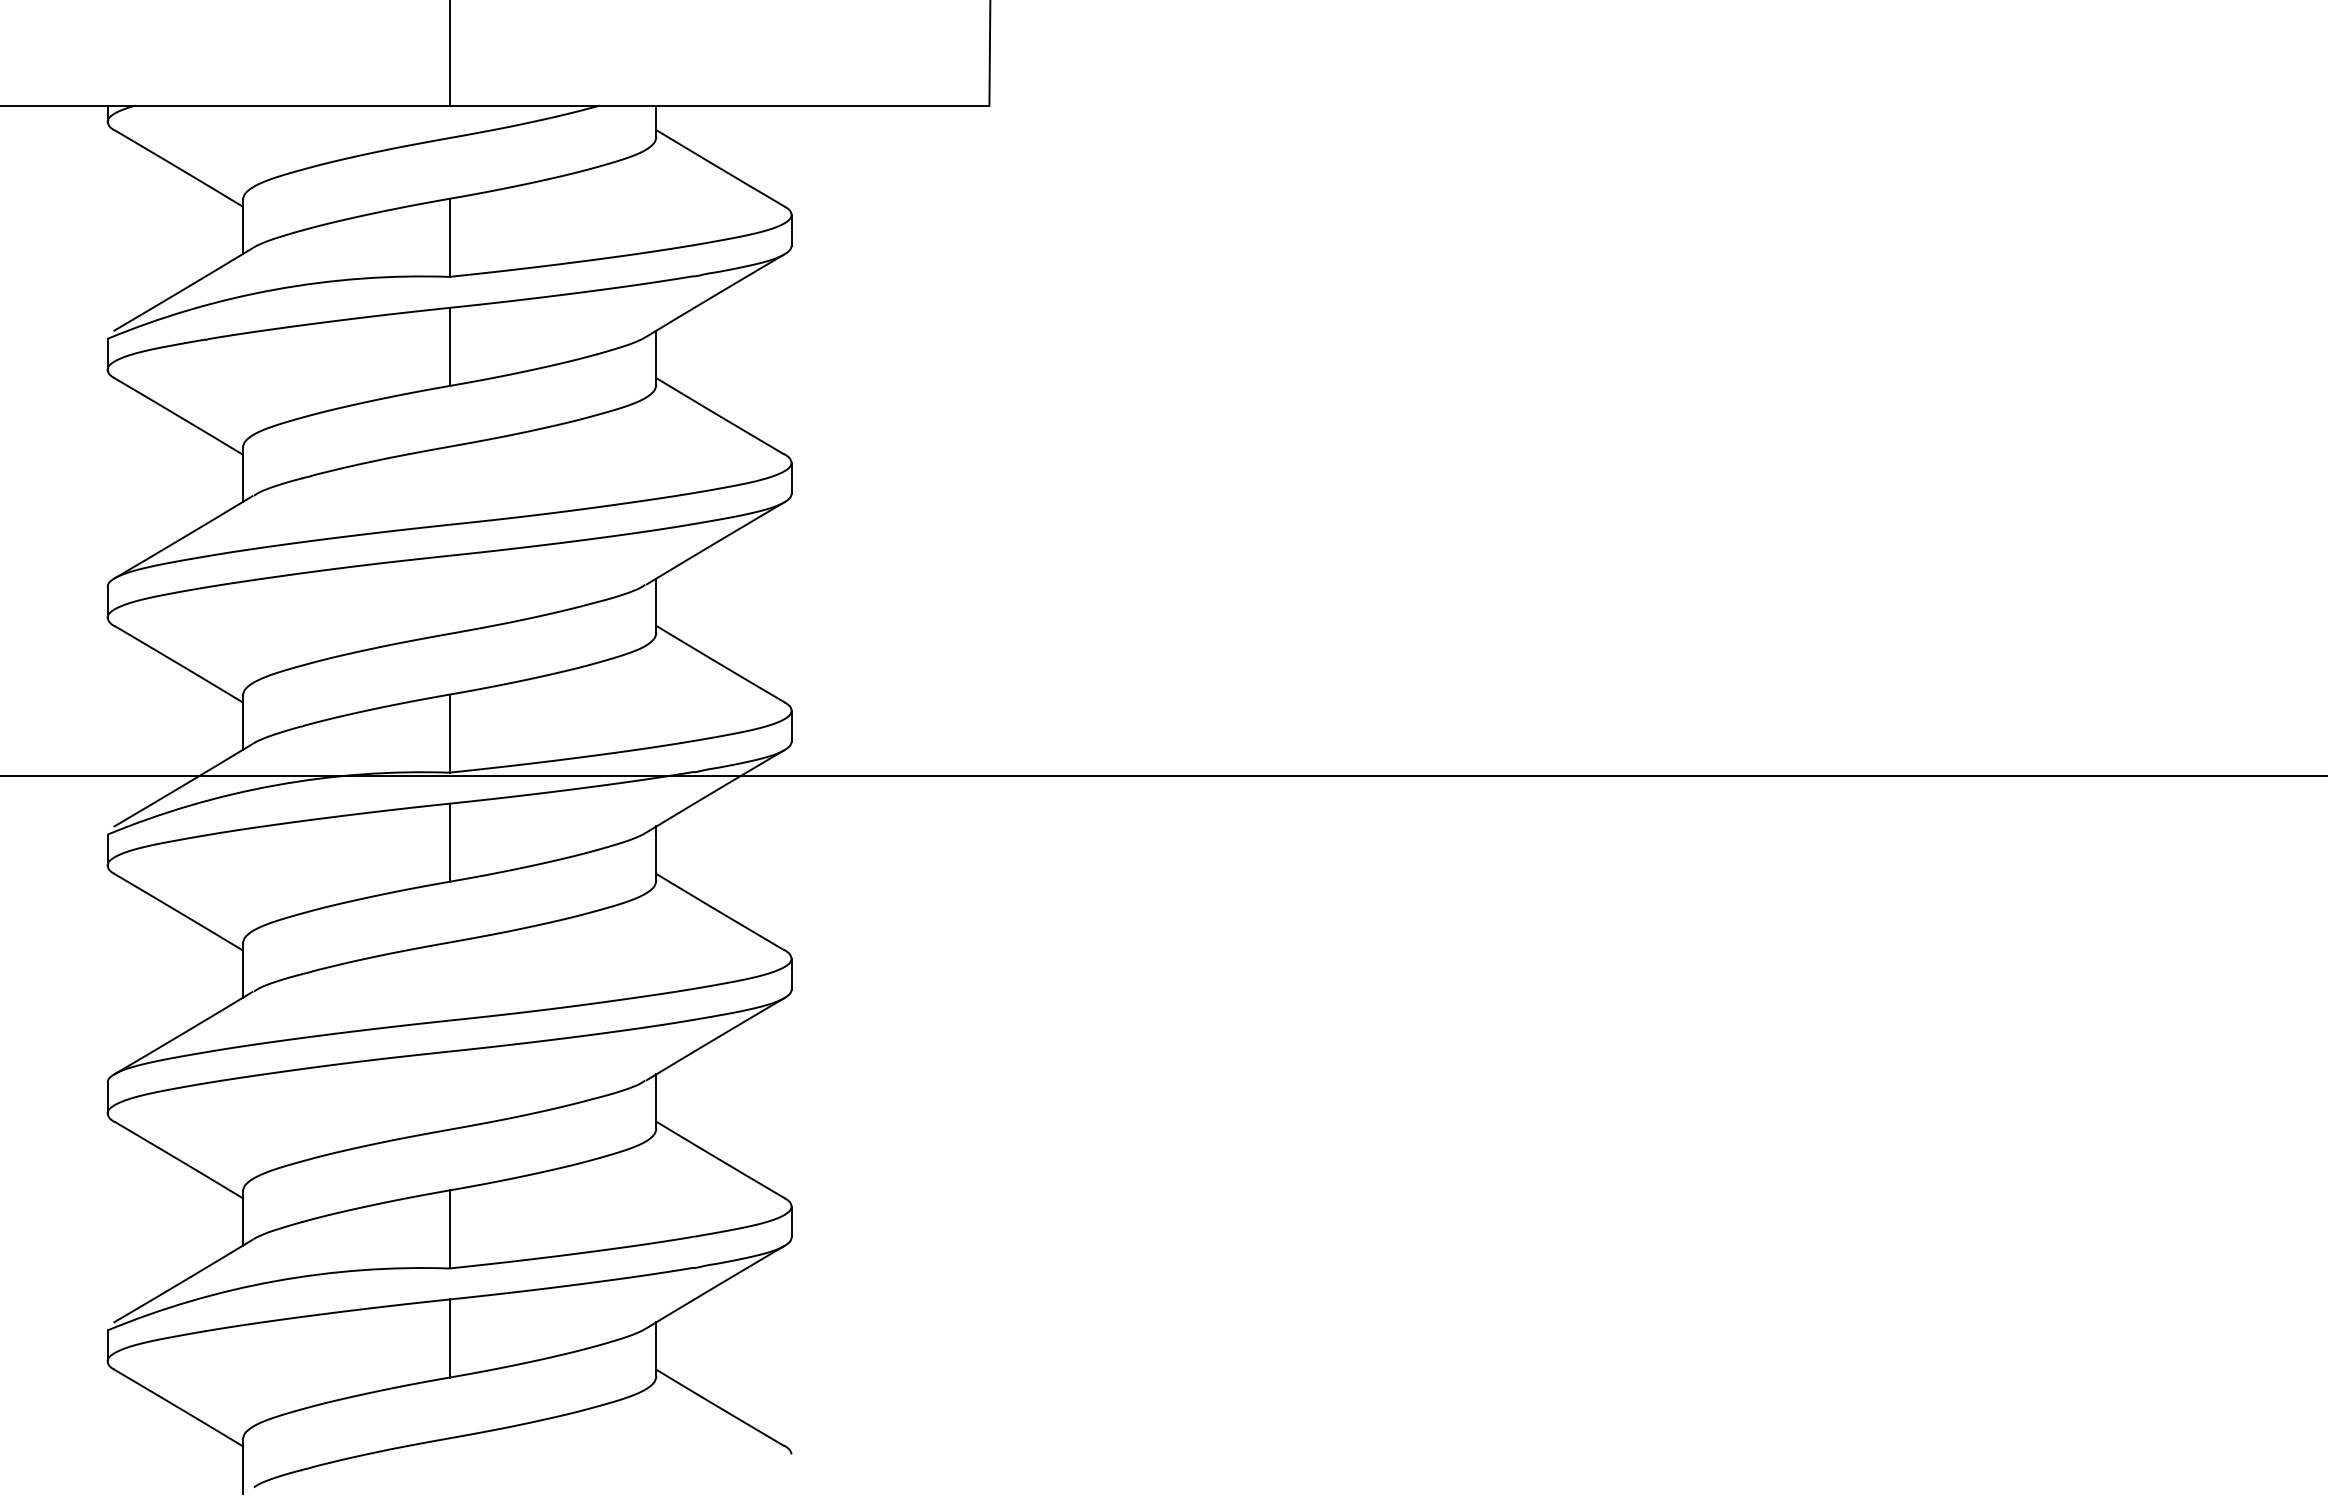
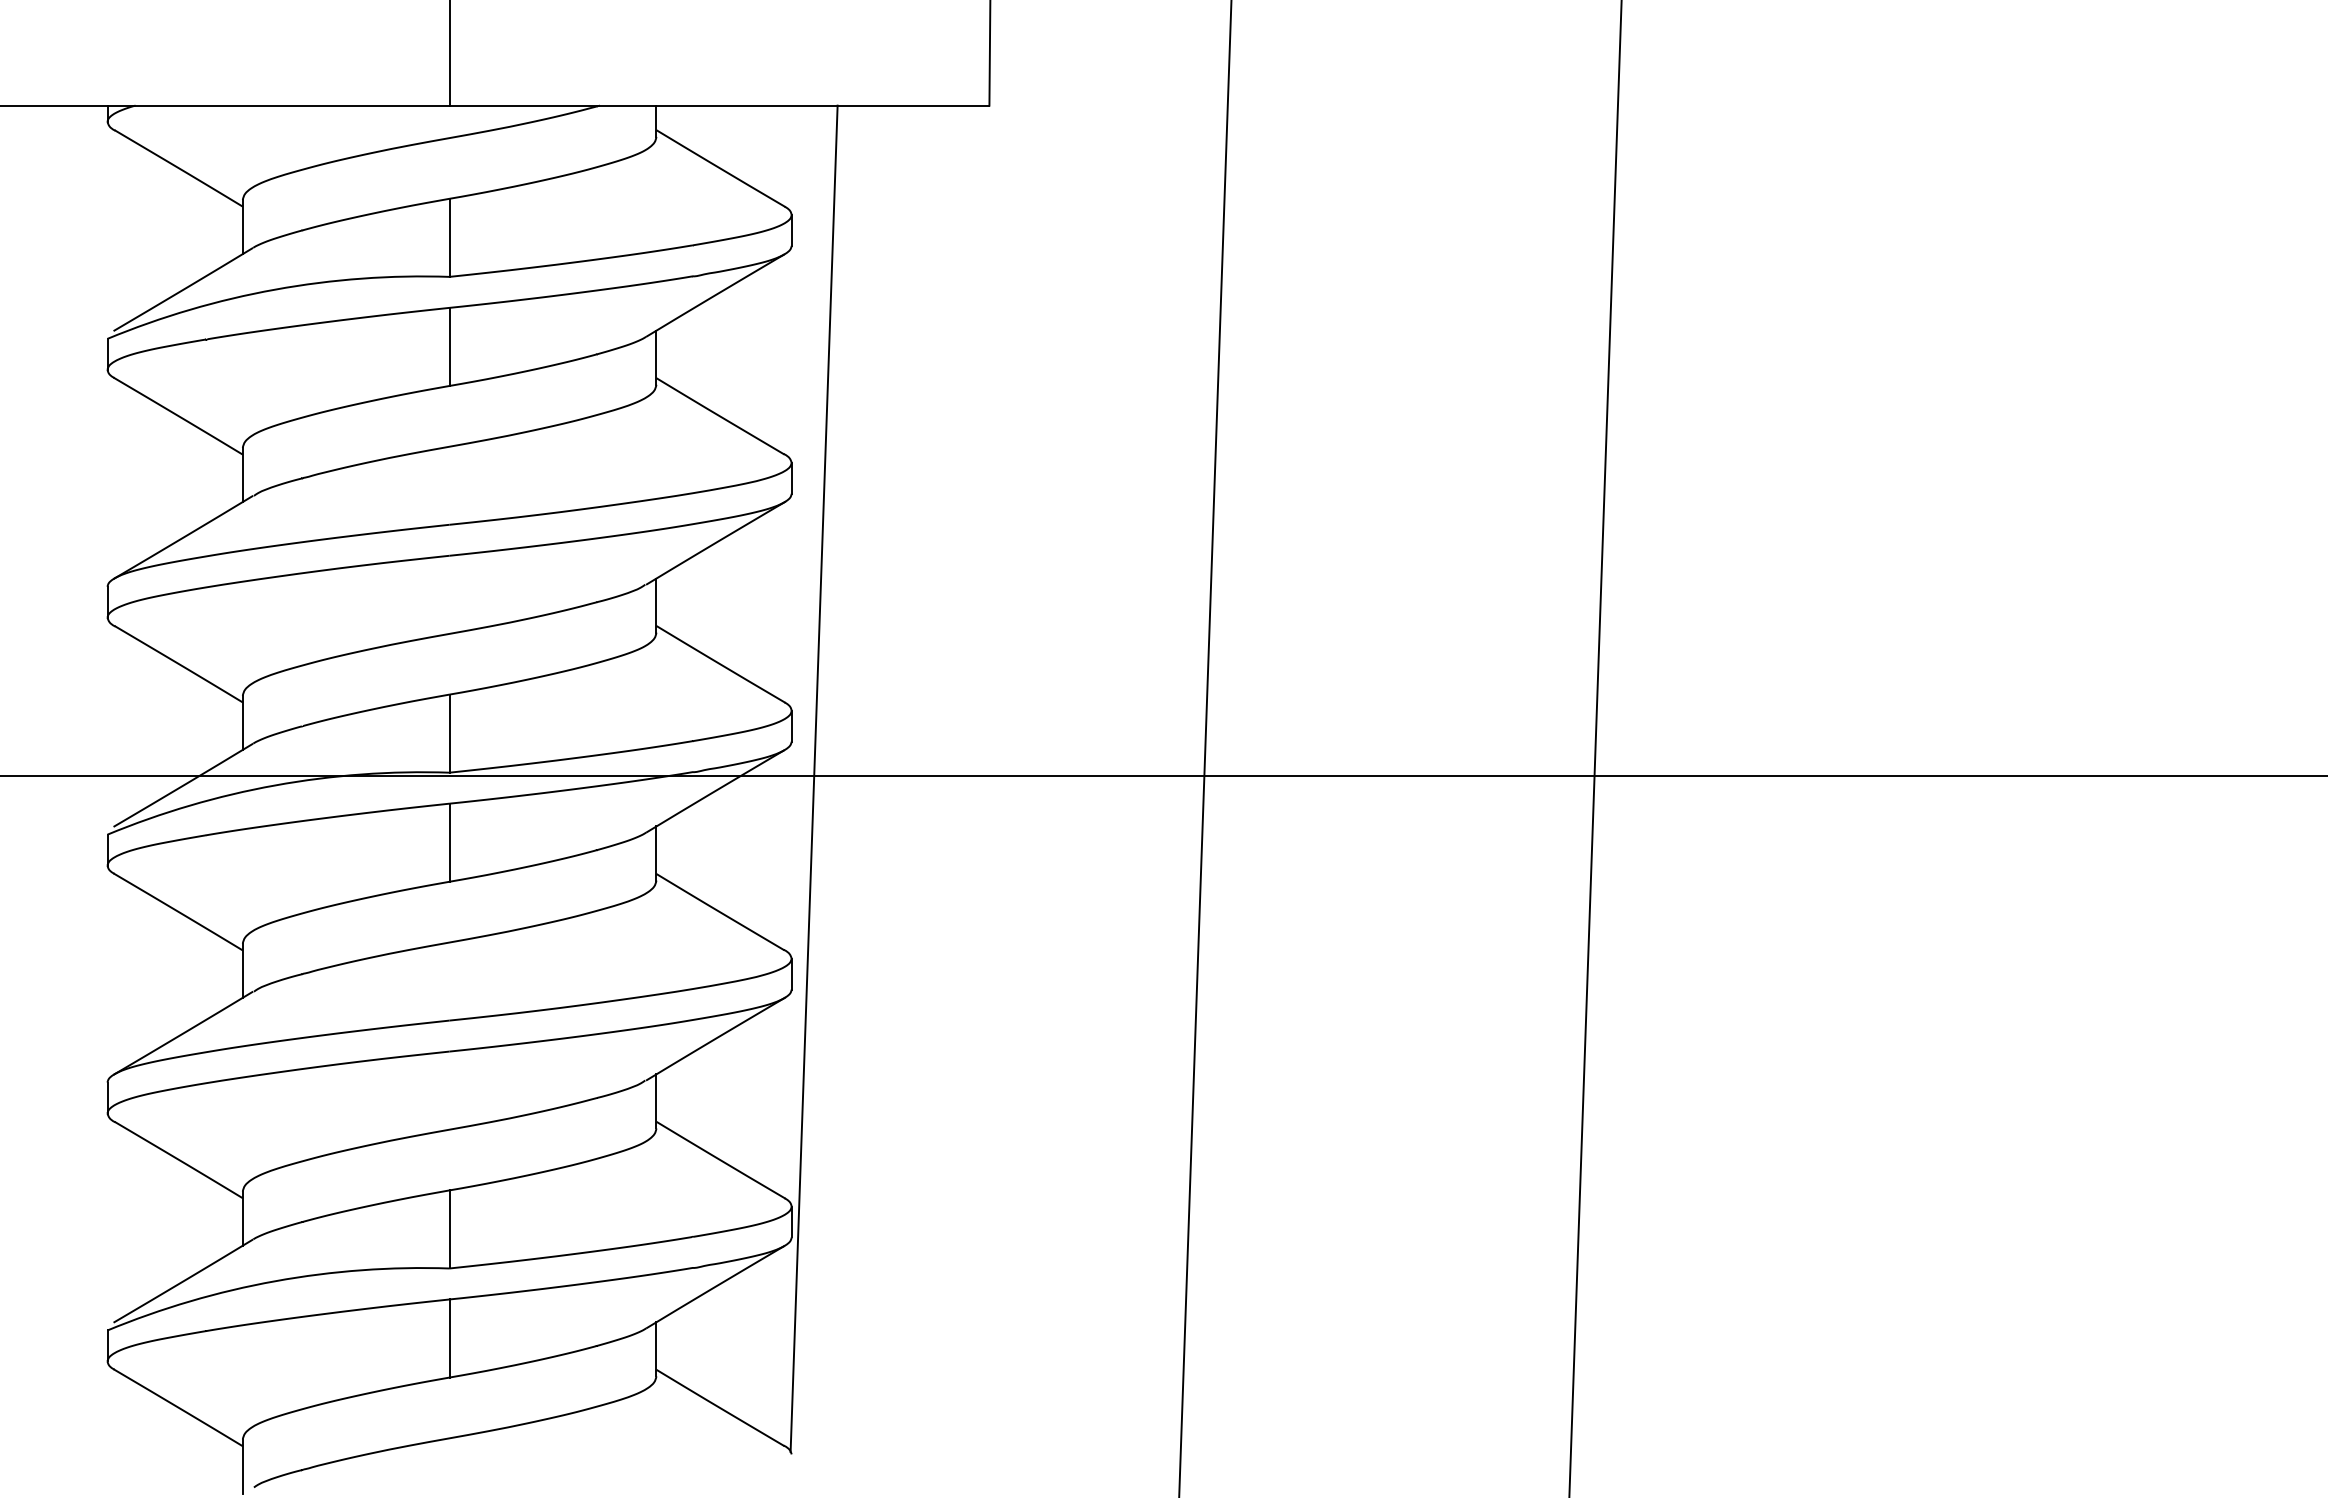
line: none -> present (1205, 748)
line: none -> present (1595, 748)
line: none -> present (813, 778)
